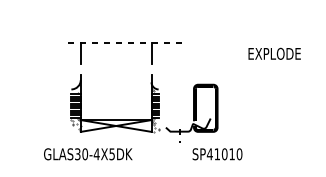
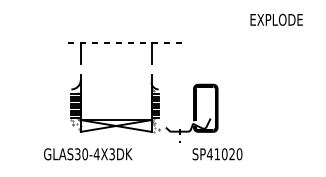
text position: (274, 53) -> (276, 19) (276, 19)
text: GLAS30-4X5DK -> GLAS30-4X3DK (111, 153)
text: SP41010 -> SP41020 (231, 154)
